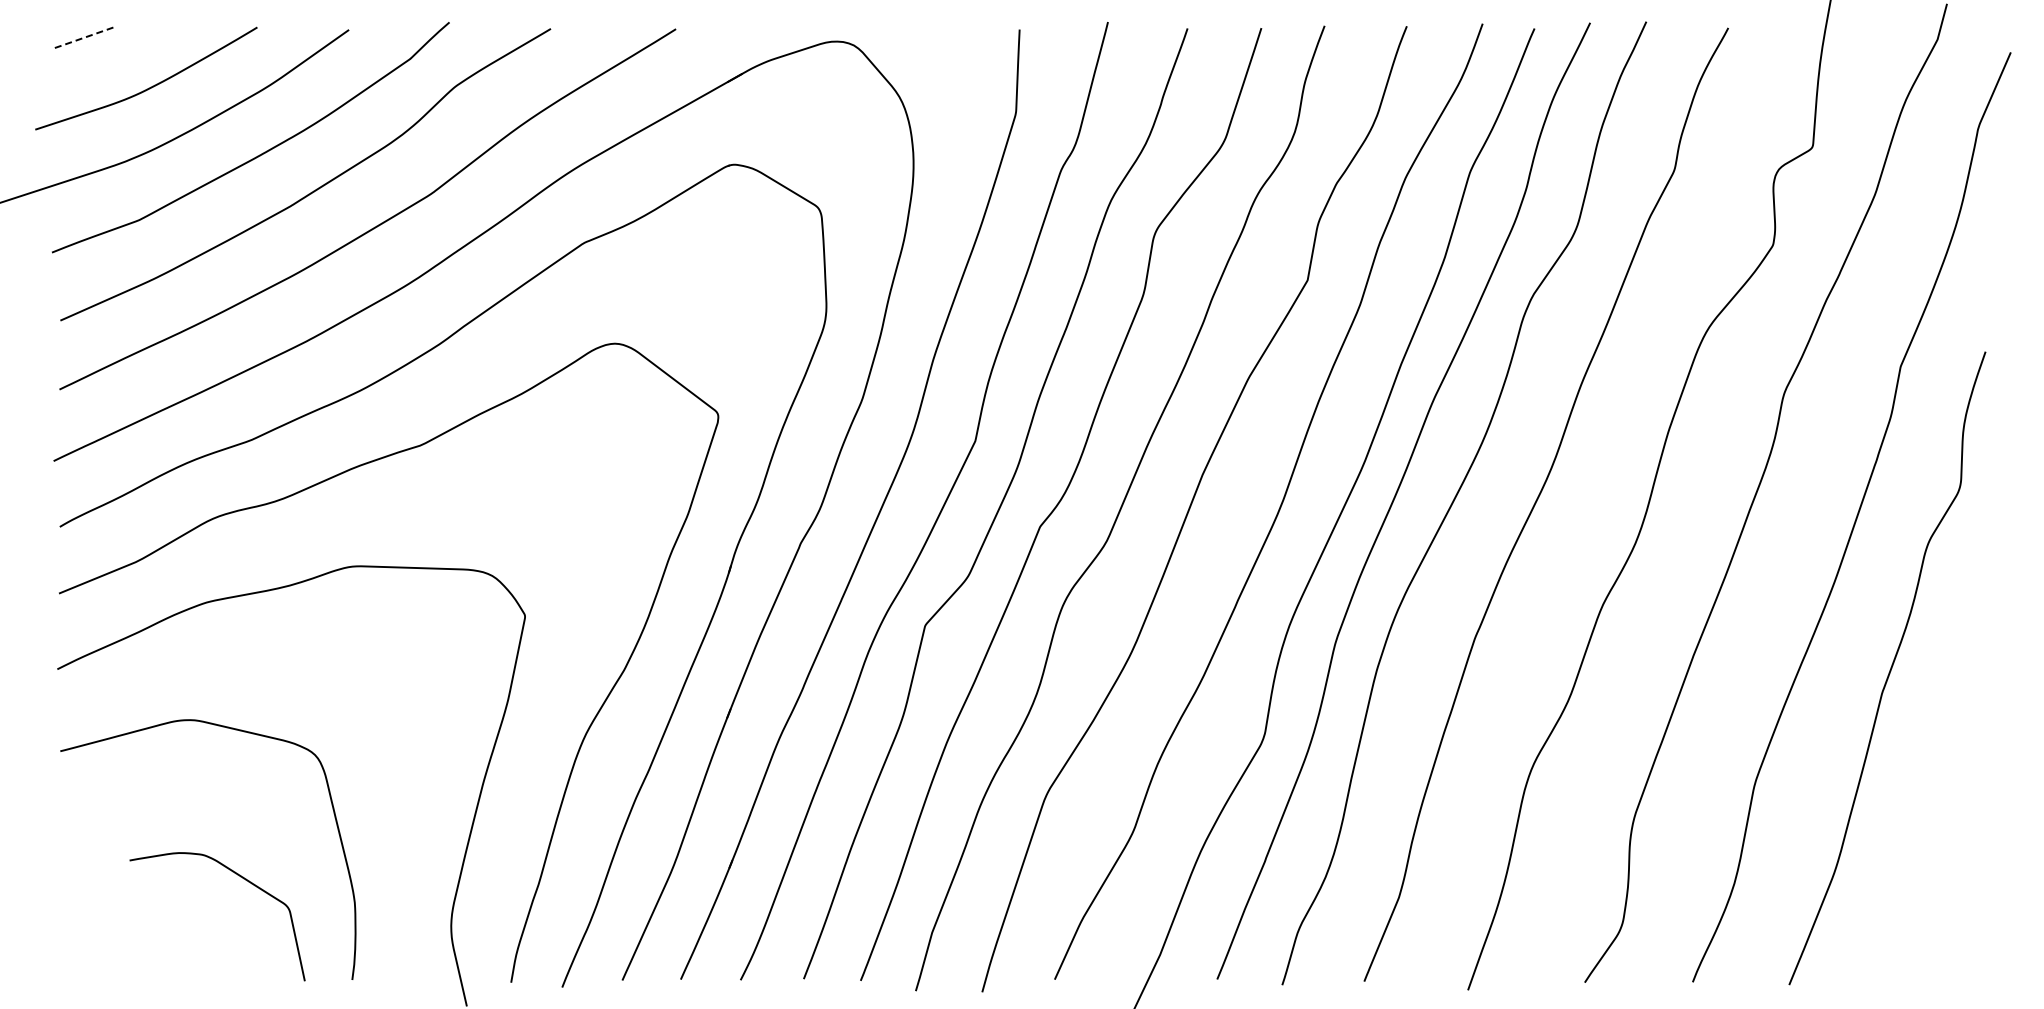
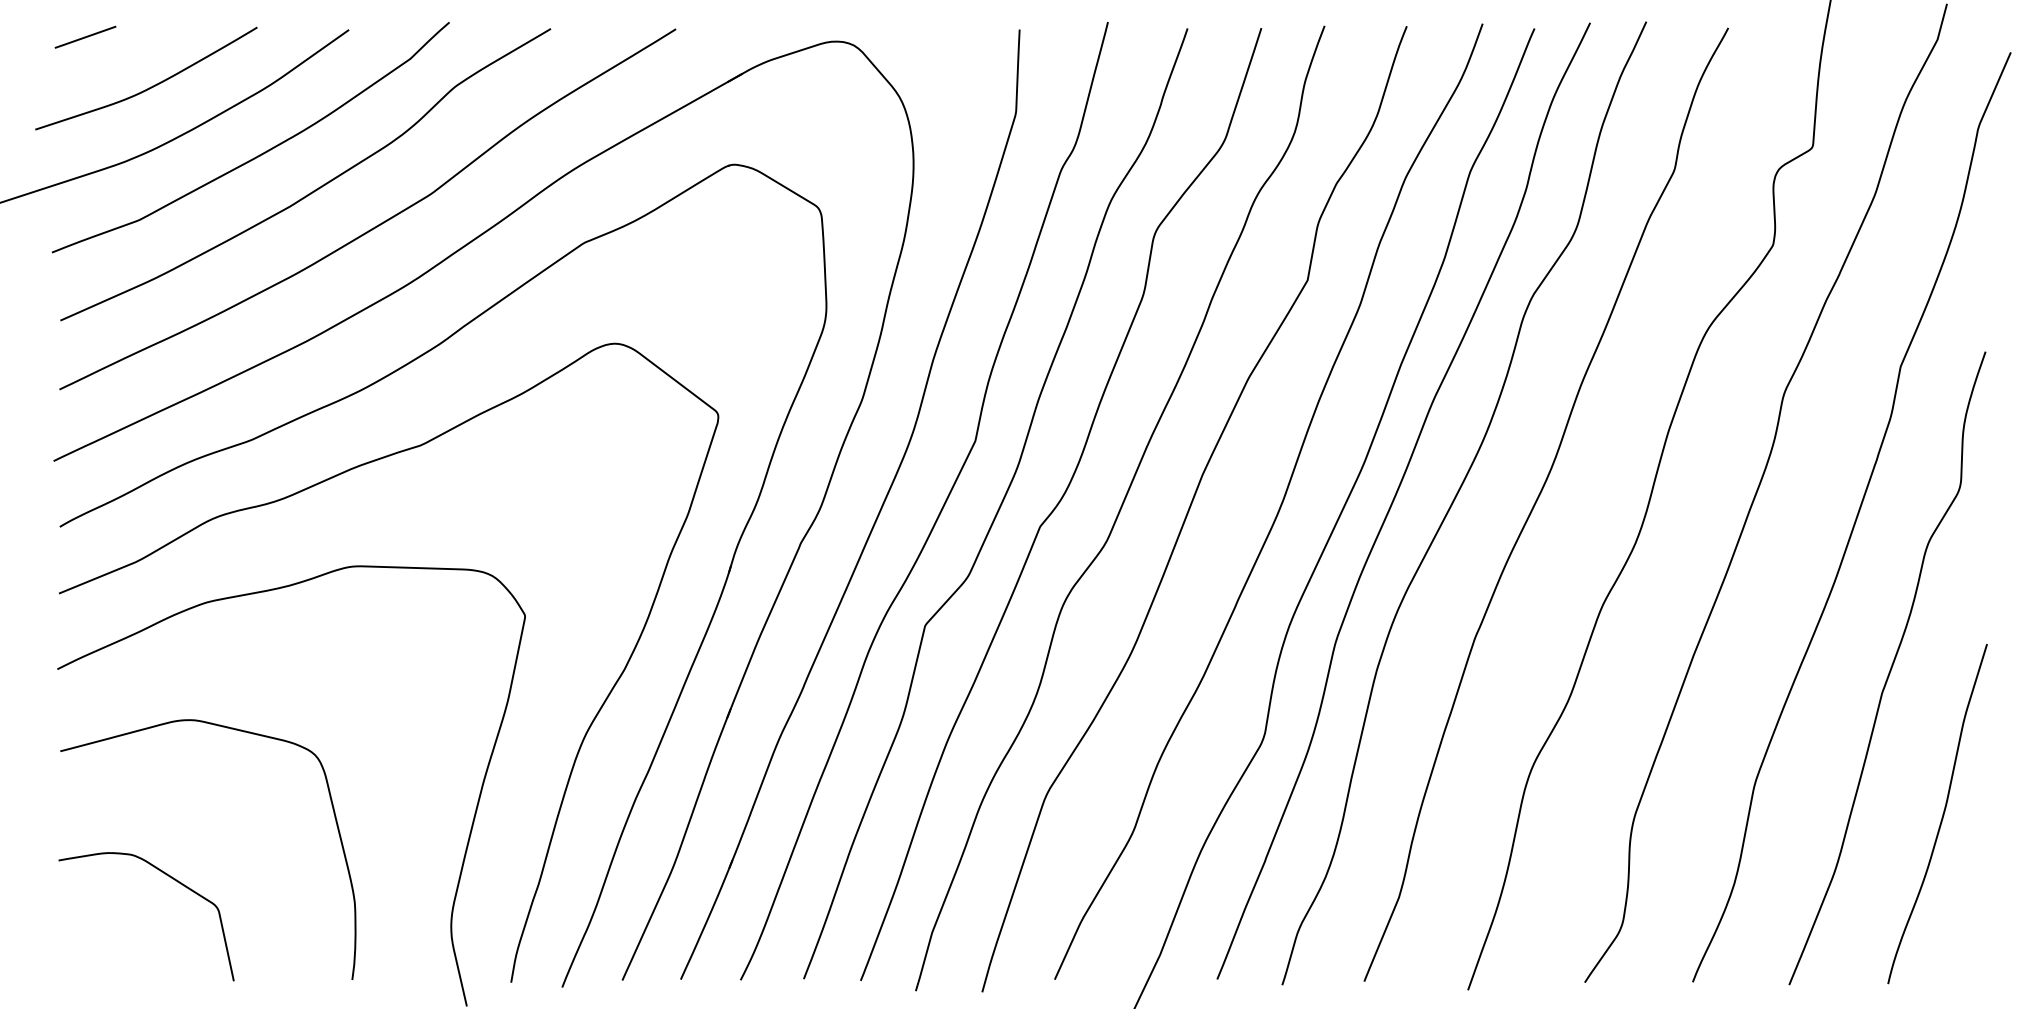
line: dashed -> solid (84, 37)
curve: none -> present (1942, 814)
curve position: (243, 879) -> (172, 879) (172, 879)
